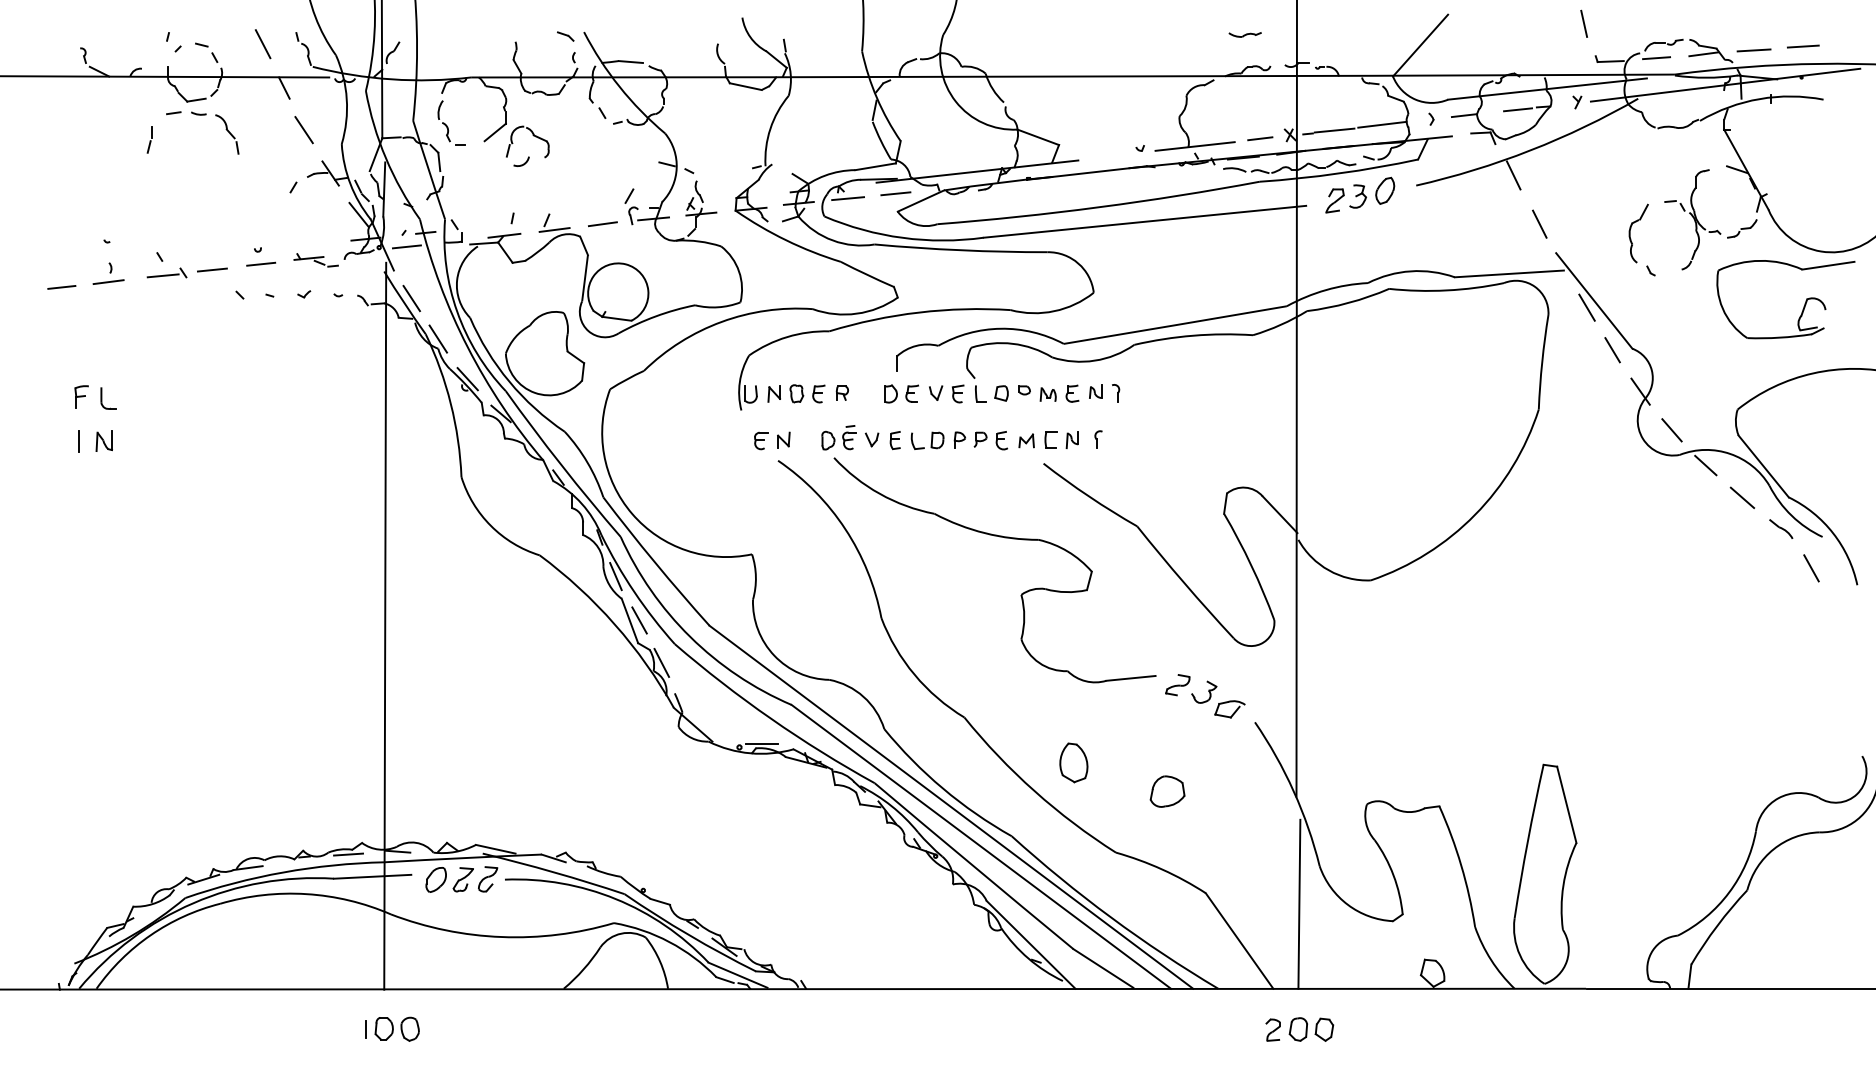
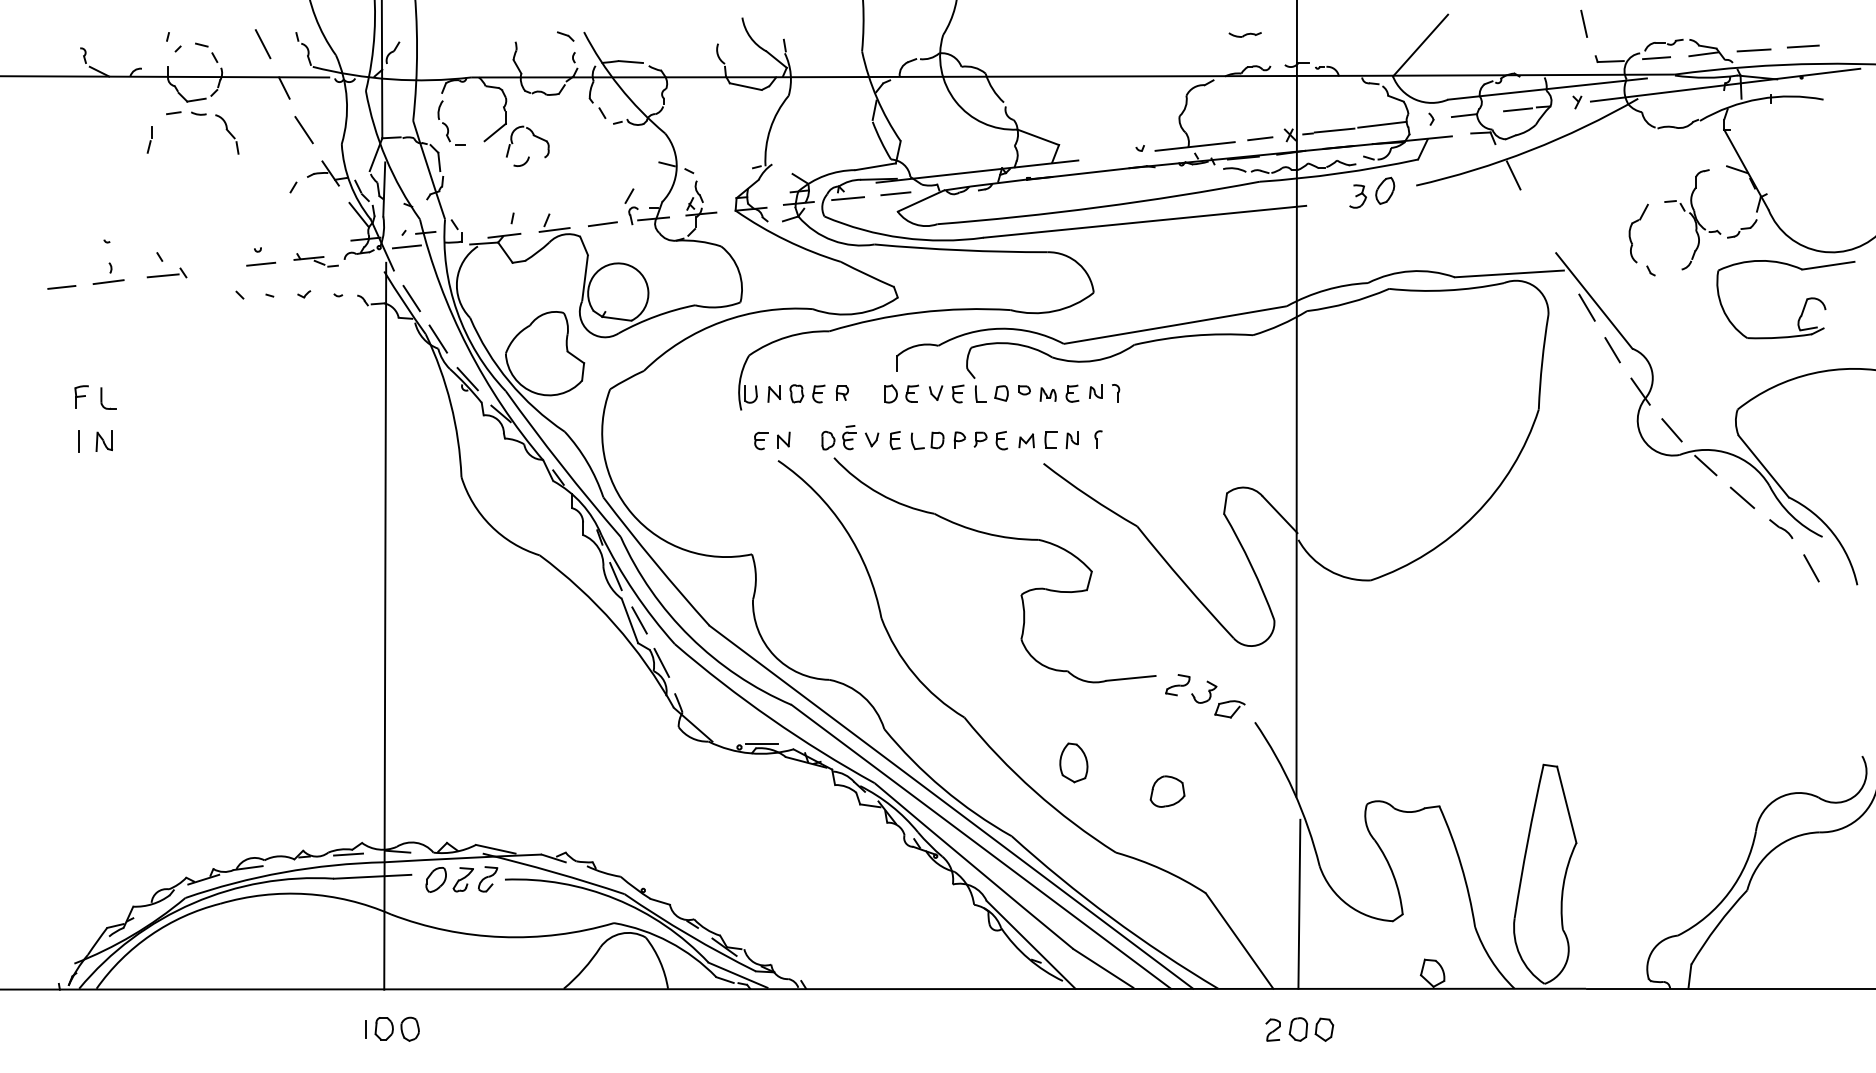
part: present -> none (1334, 200)
line: present -> none (1539, 223)
line: present -> none (211, 269)
